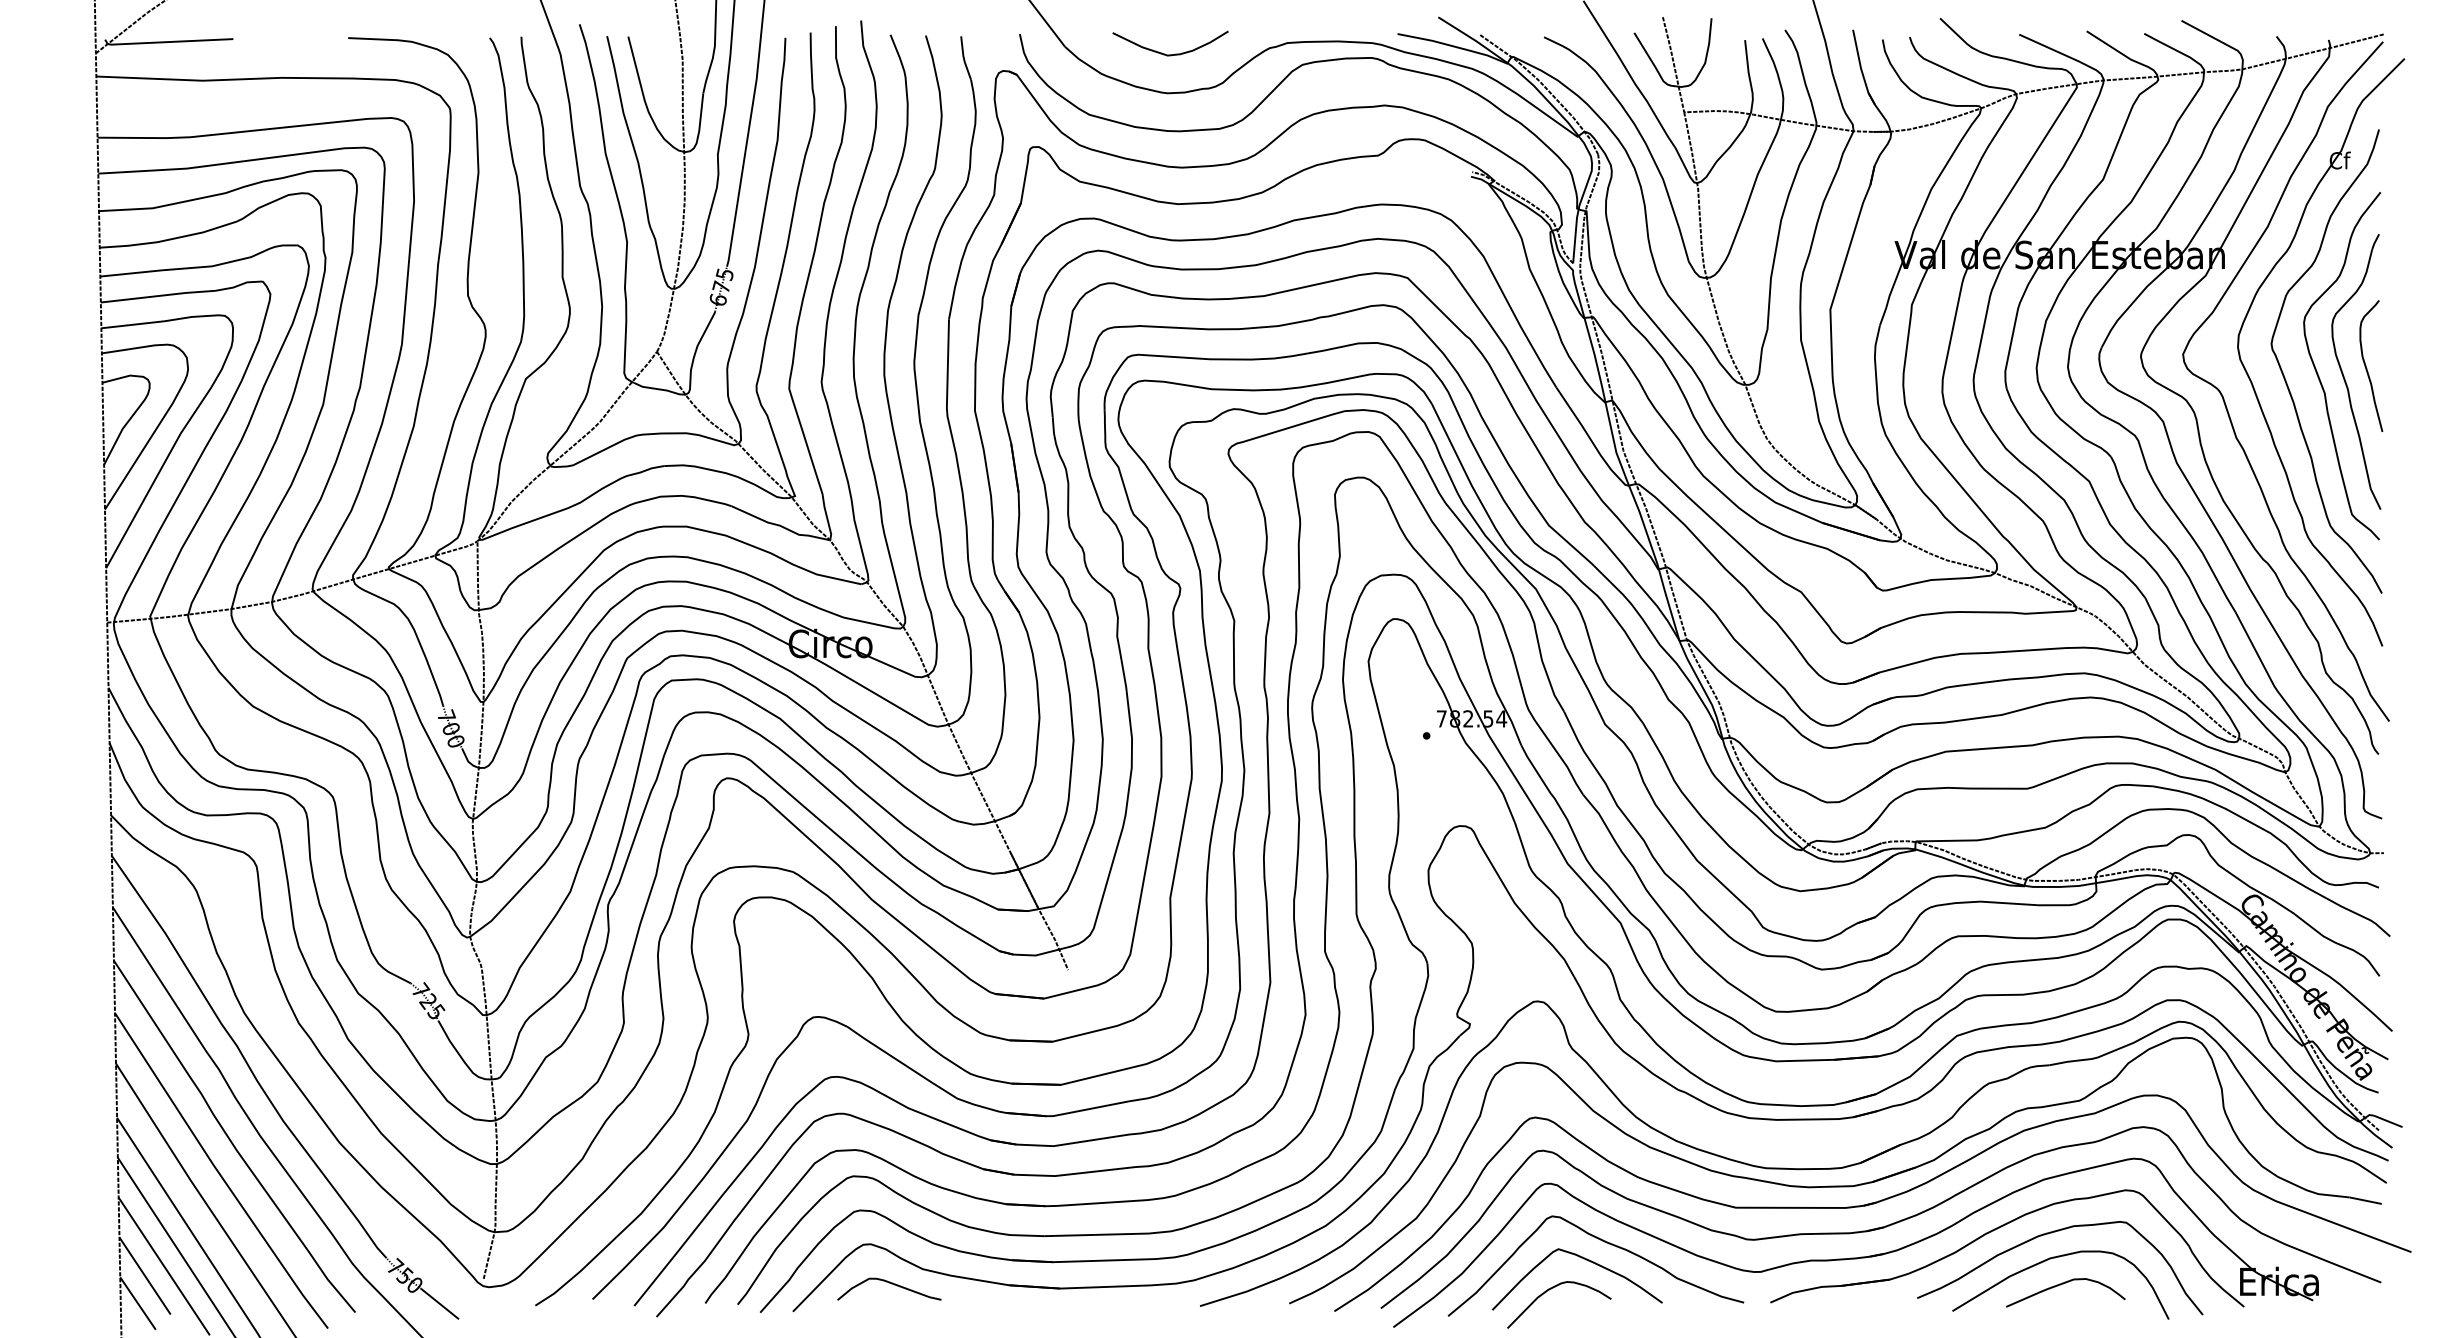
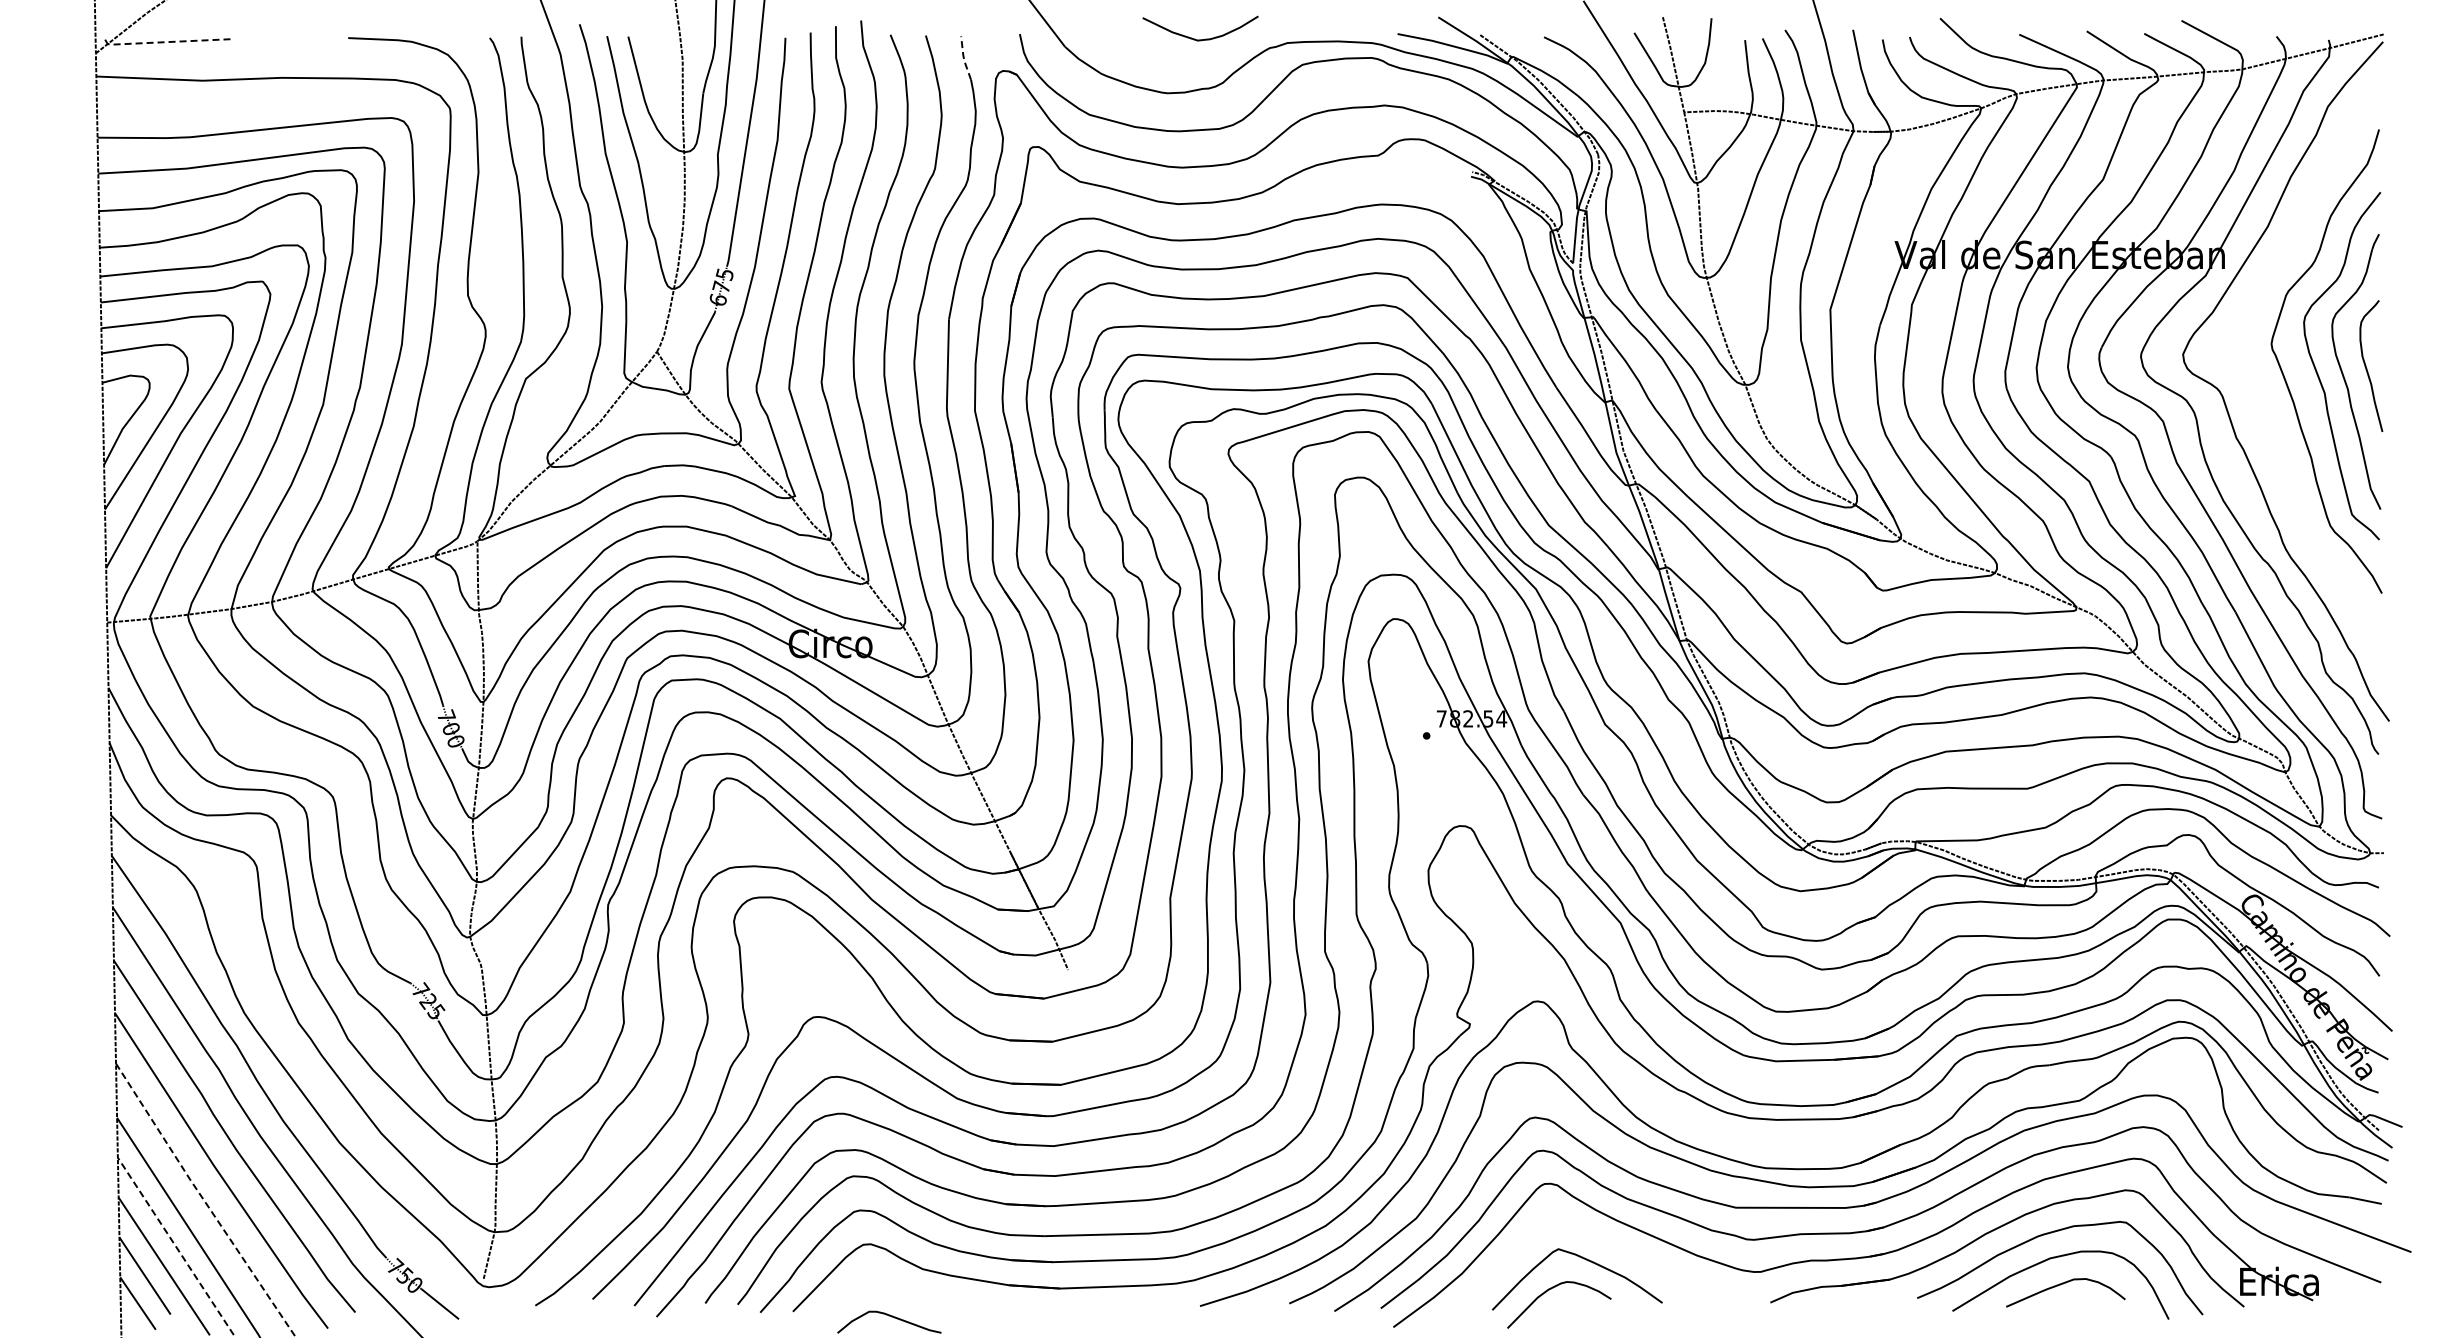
line: solid -> dashed (166, 42)
curve position: (1170, 54) -> (1200, 39) (1200, 39)
line: solid -> dashed (963, 58)
part: present -> none (2253, 384)
line: solid -> dashed (204, 1200)
curve: present -> none (1606, 1243)
line: solid -> dashed (176, 1247)
curve position: (891, 1284) -> (891, 1317) (891, 1317)
